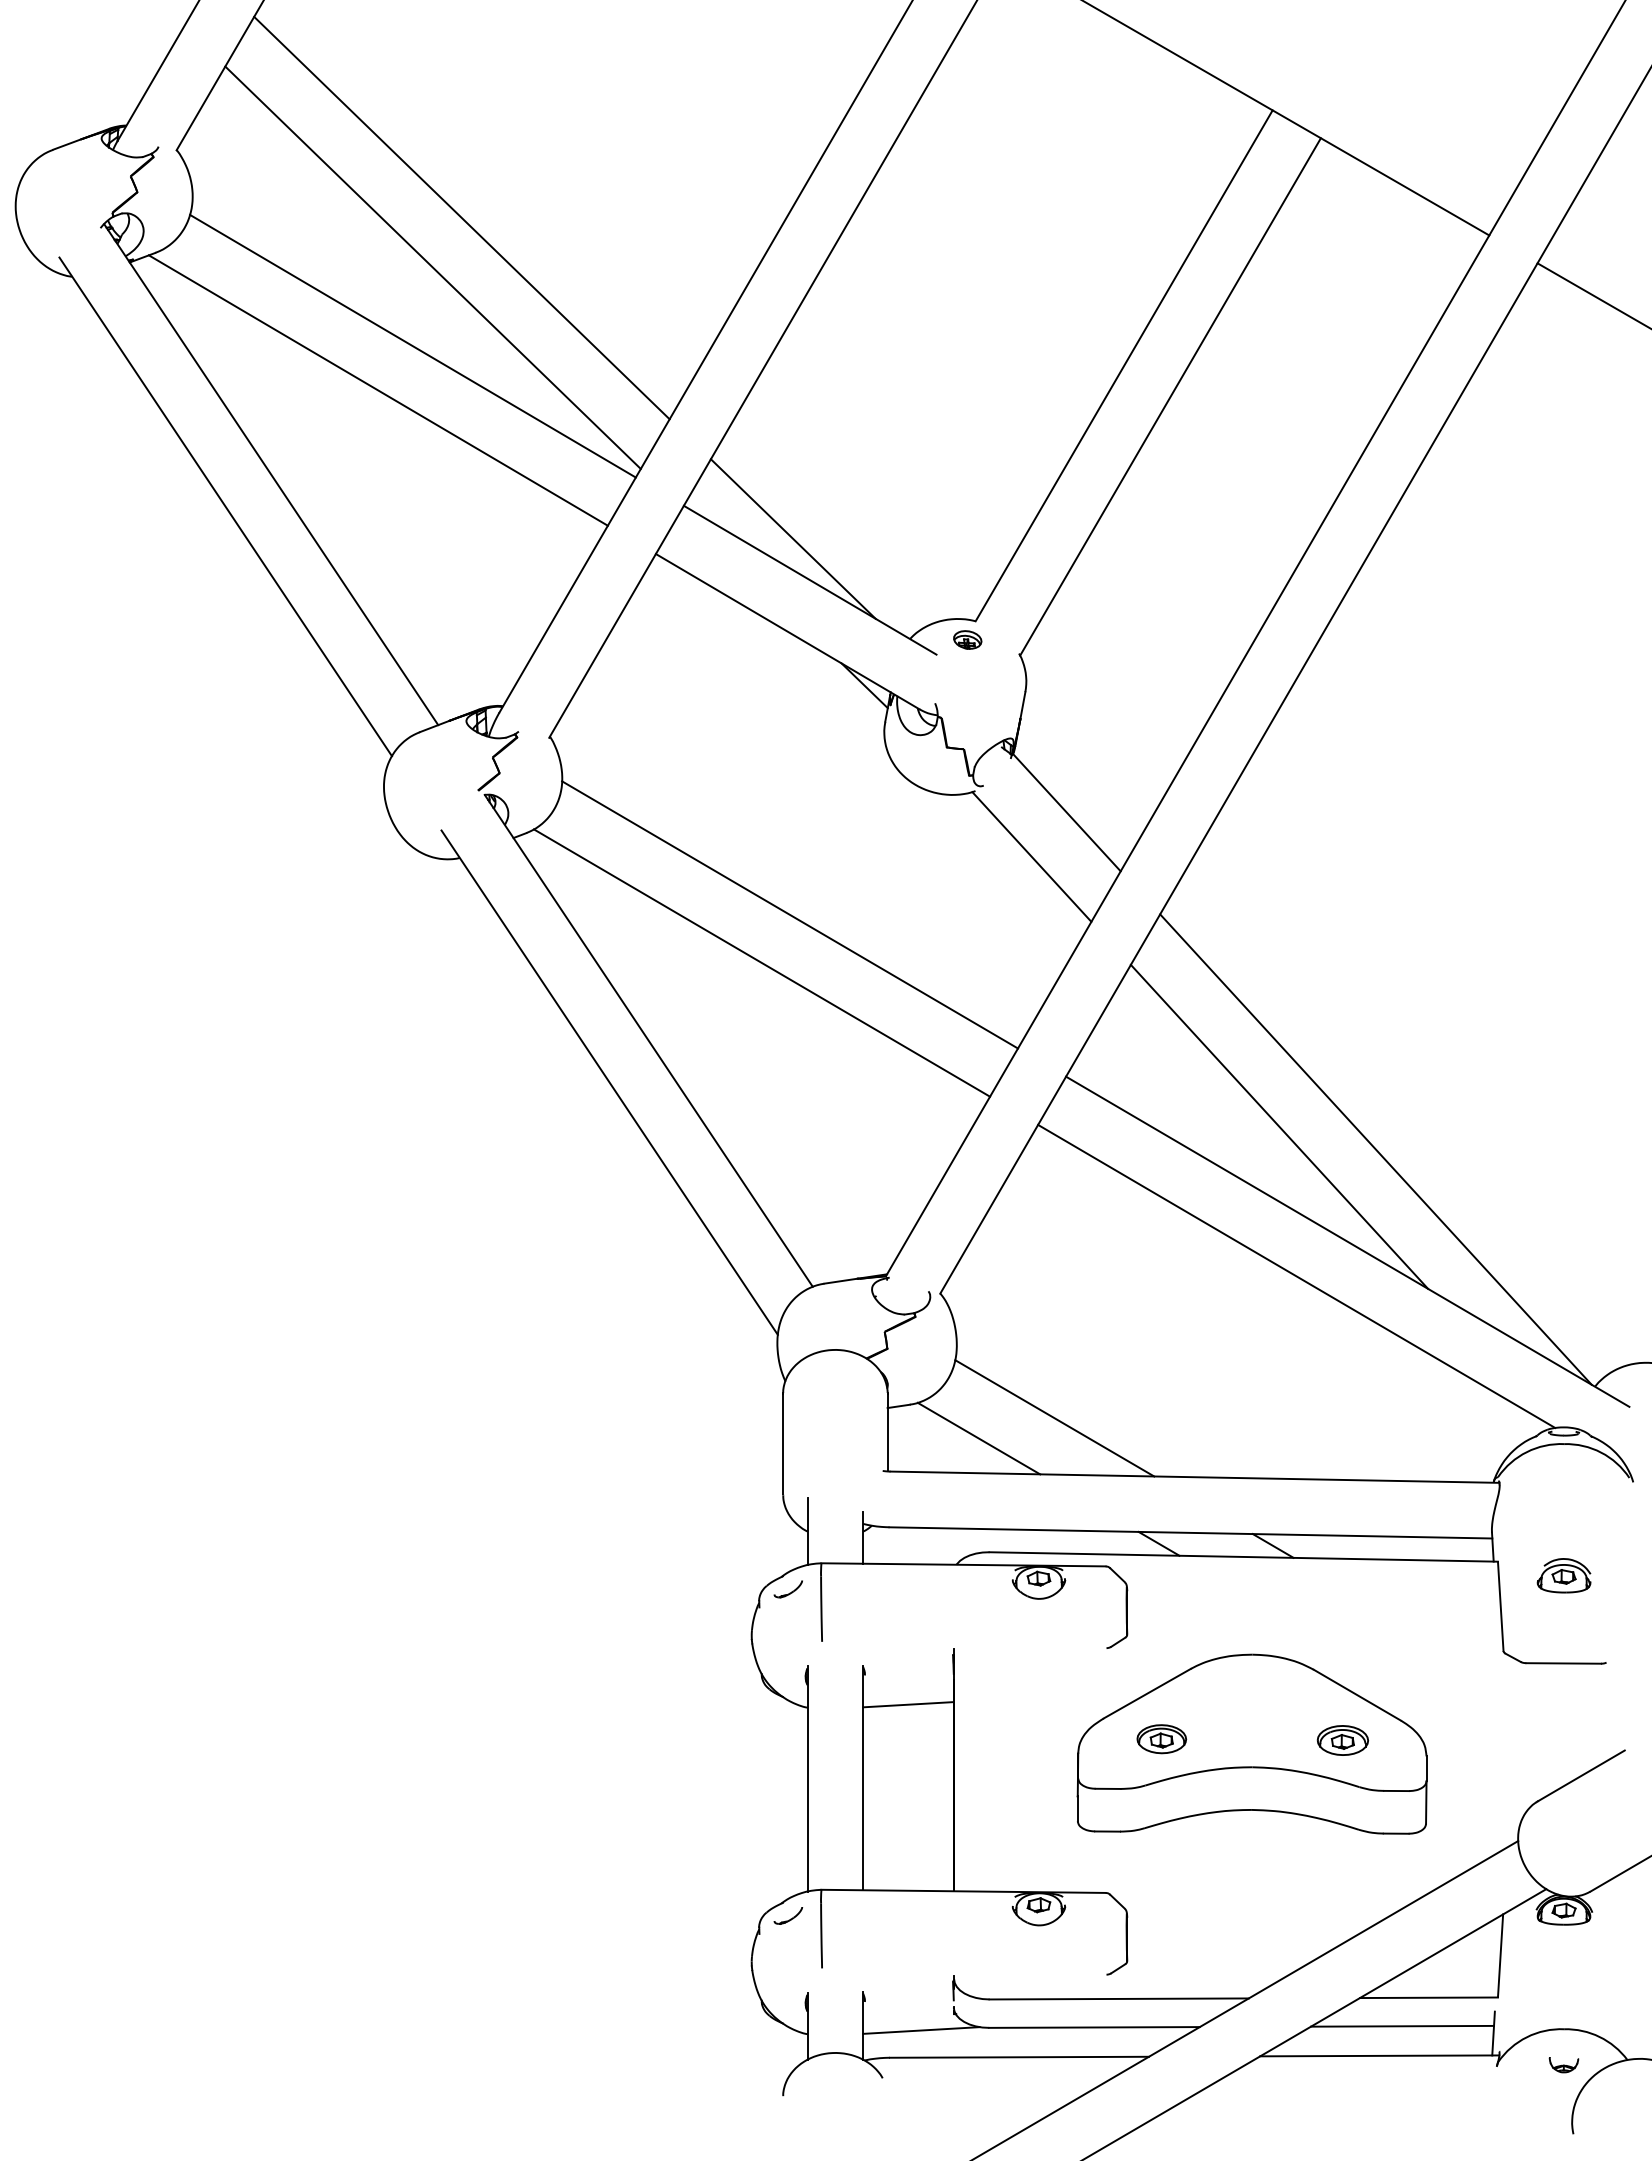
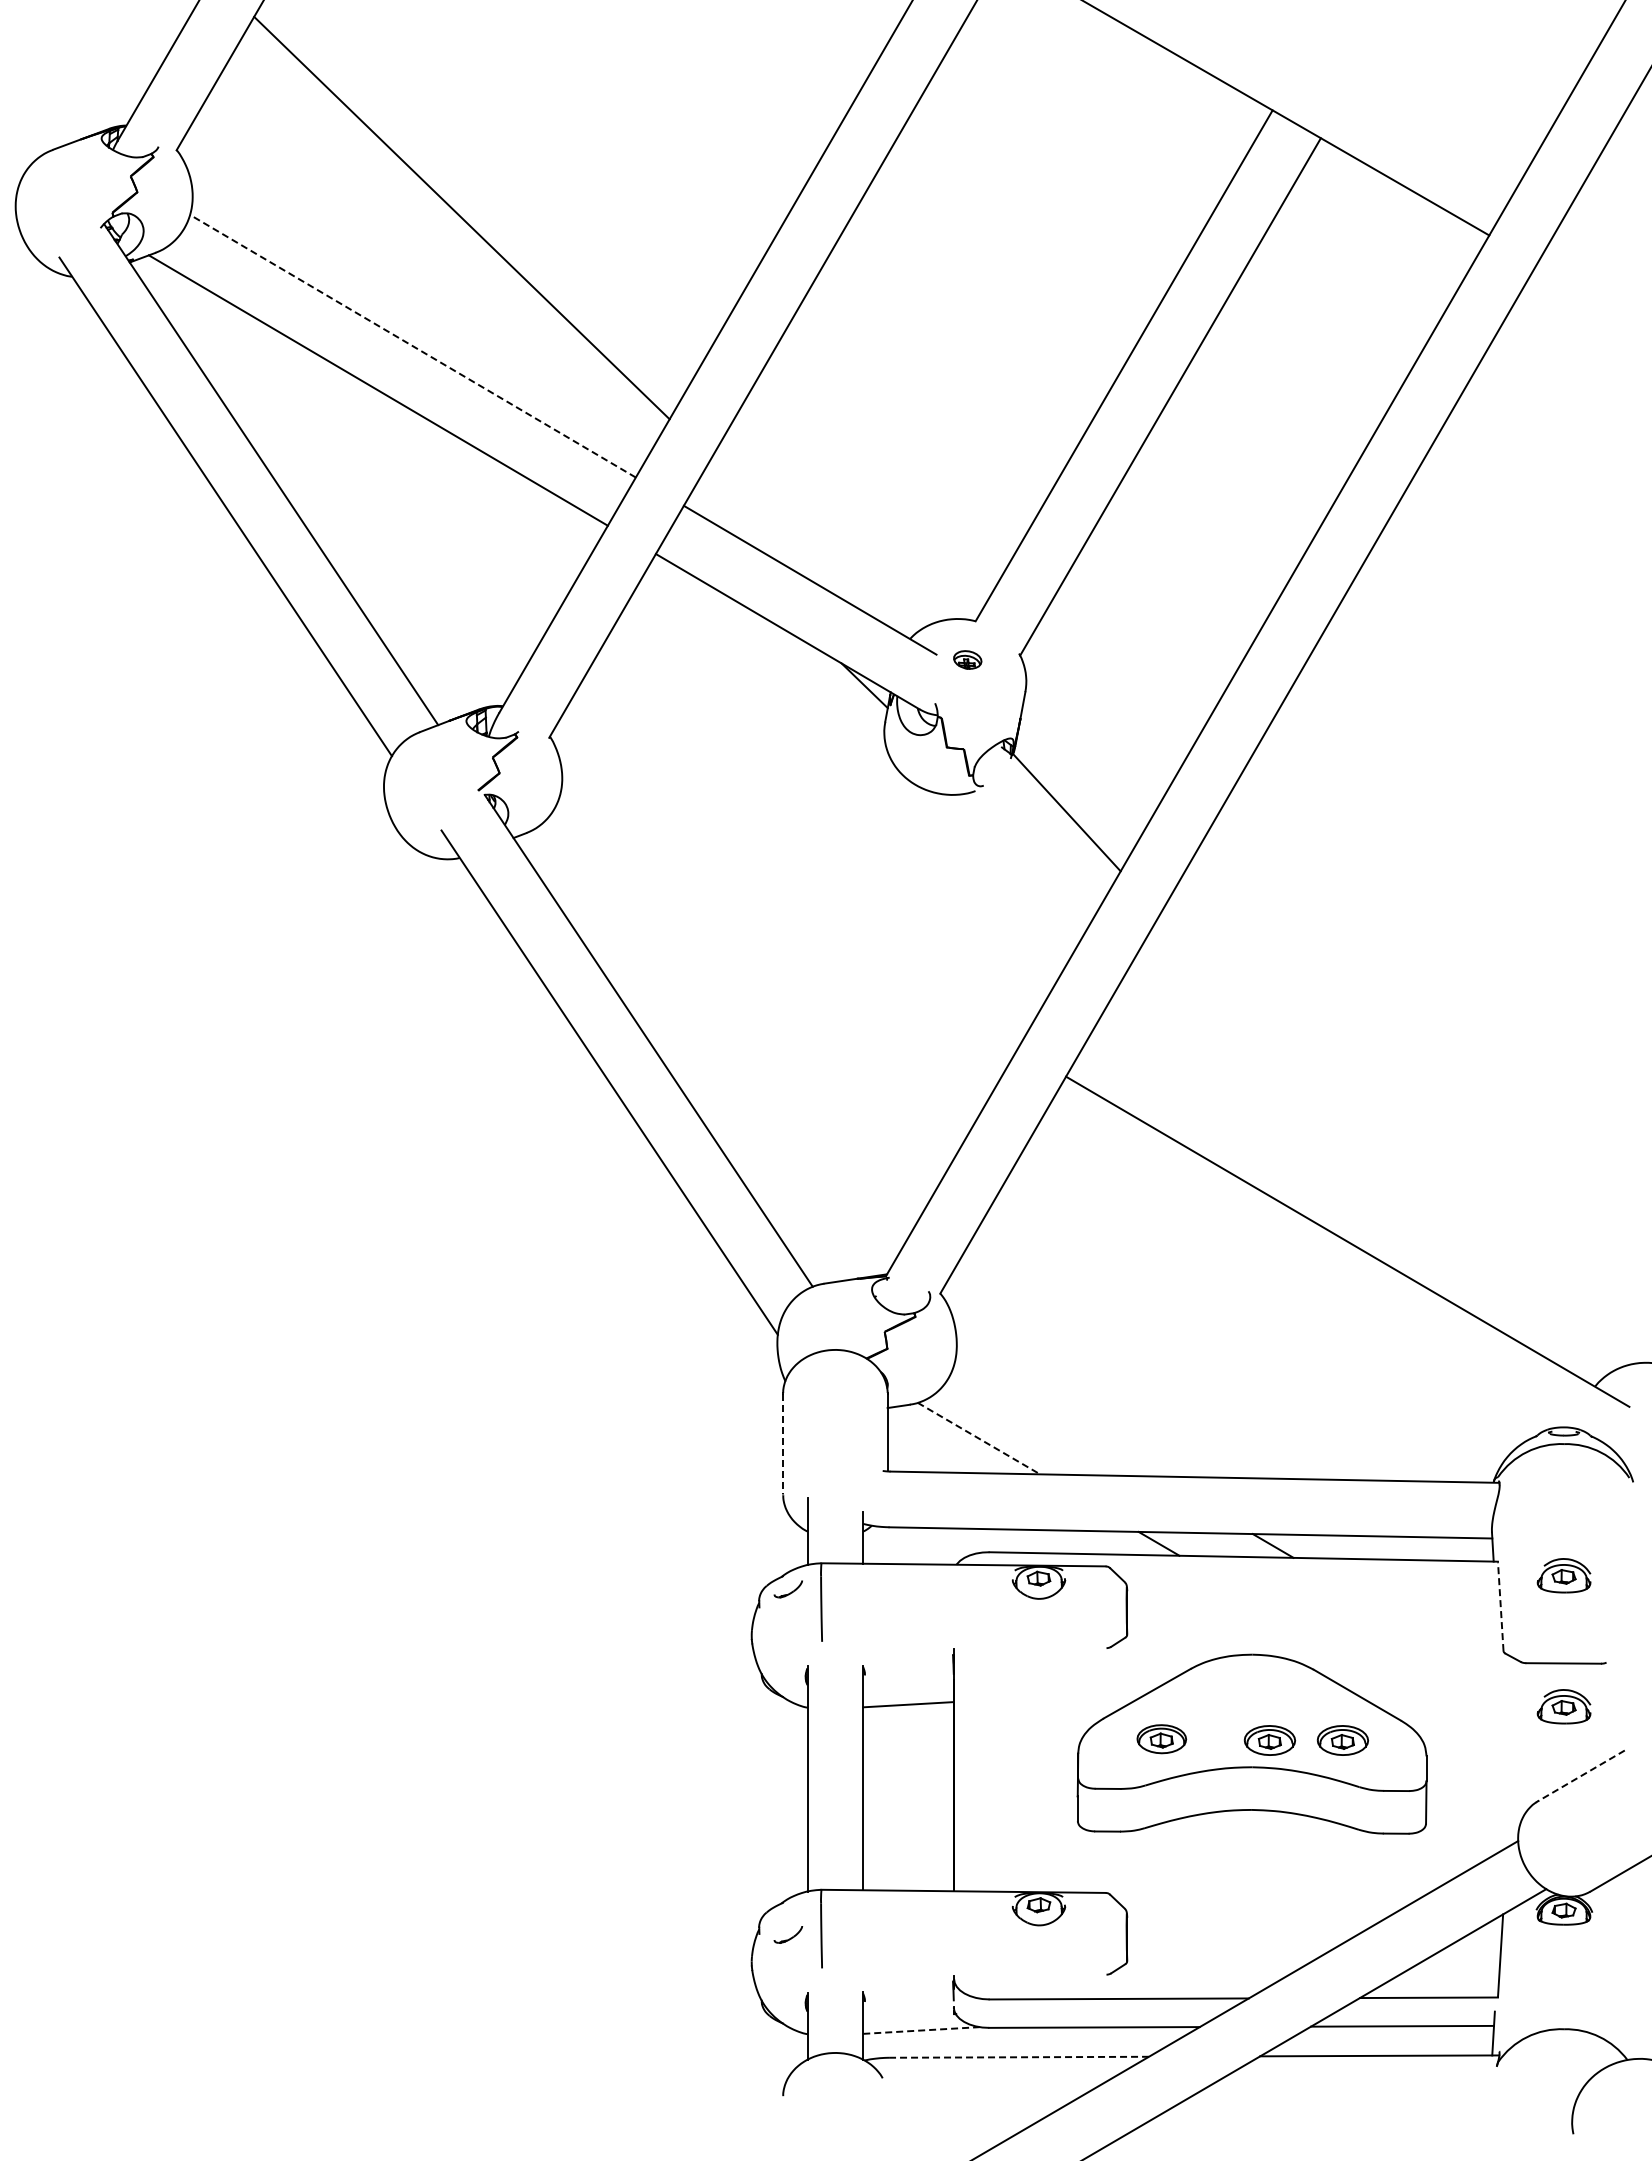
line: present -> none (432, 267)
line: present -> none (1592, 295)
line: solid -> dashed (412, 346)
line: present -> none (792, 538)
part position: (967, 639) -> (967, 659) (967, 659)
line: present -> none (1031, 856)
line: present -> none (789, 914)
line: present -> none (761, 962)
line: present -> none (1279, 1126)
line: present -> none (1375, 1149)
line: present -> none (1296, 1276)
line: present -> none (1054, 1418)
line: solid -> dashed (978, 1438)
line: solid -> dashed (783, 1444)
line: solid -> dashed (1500, 1606)
part: none -> present (1563, 1706)
part: none -> present (1269, 1740)
line: solid -> dashed (1580, 1776)
part position: (788, 1915) -> (788, 1934) (788, 1934)
line: solid -> dashed (921, 2030)
line: solid -> dashed (1019, 2057)
part: present -> none (1563, 2065)
